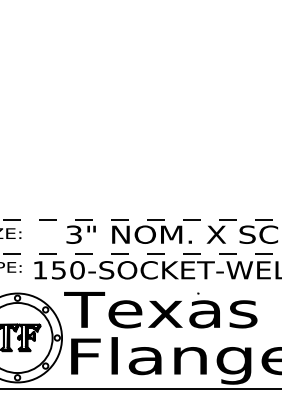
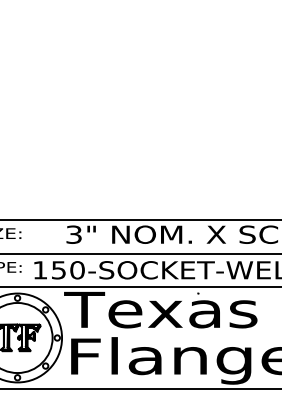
line: dashed -> solid (141, 220)
line: dashed -> solid (141, 253)
line: none -> present (140, 287)
